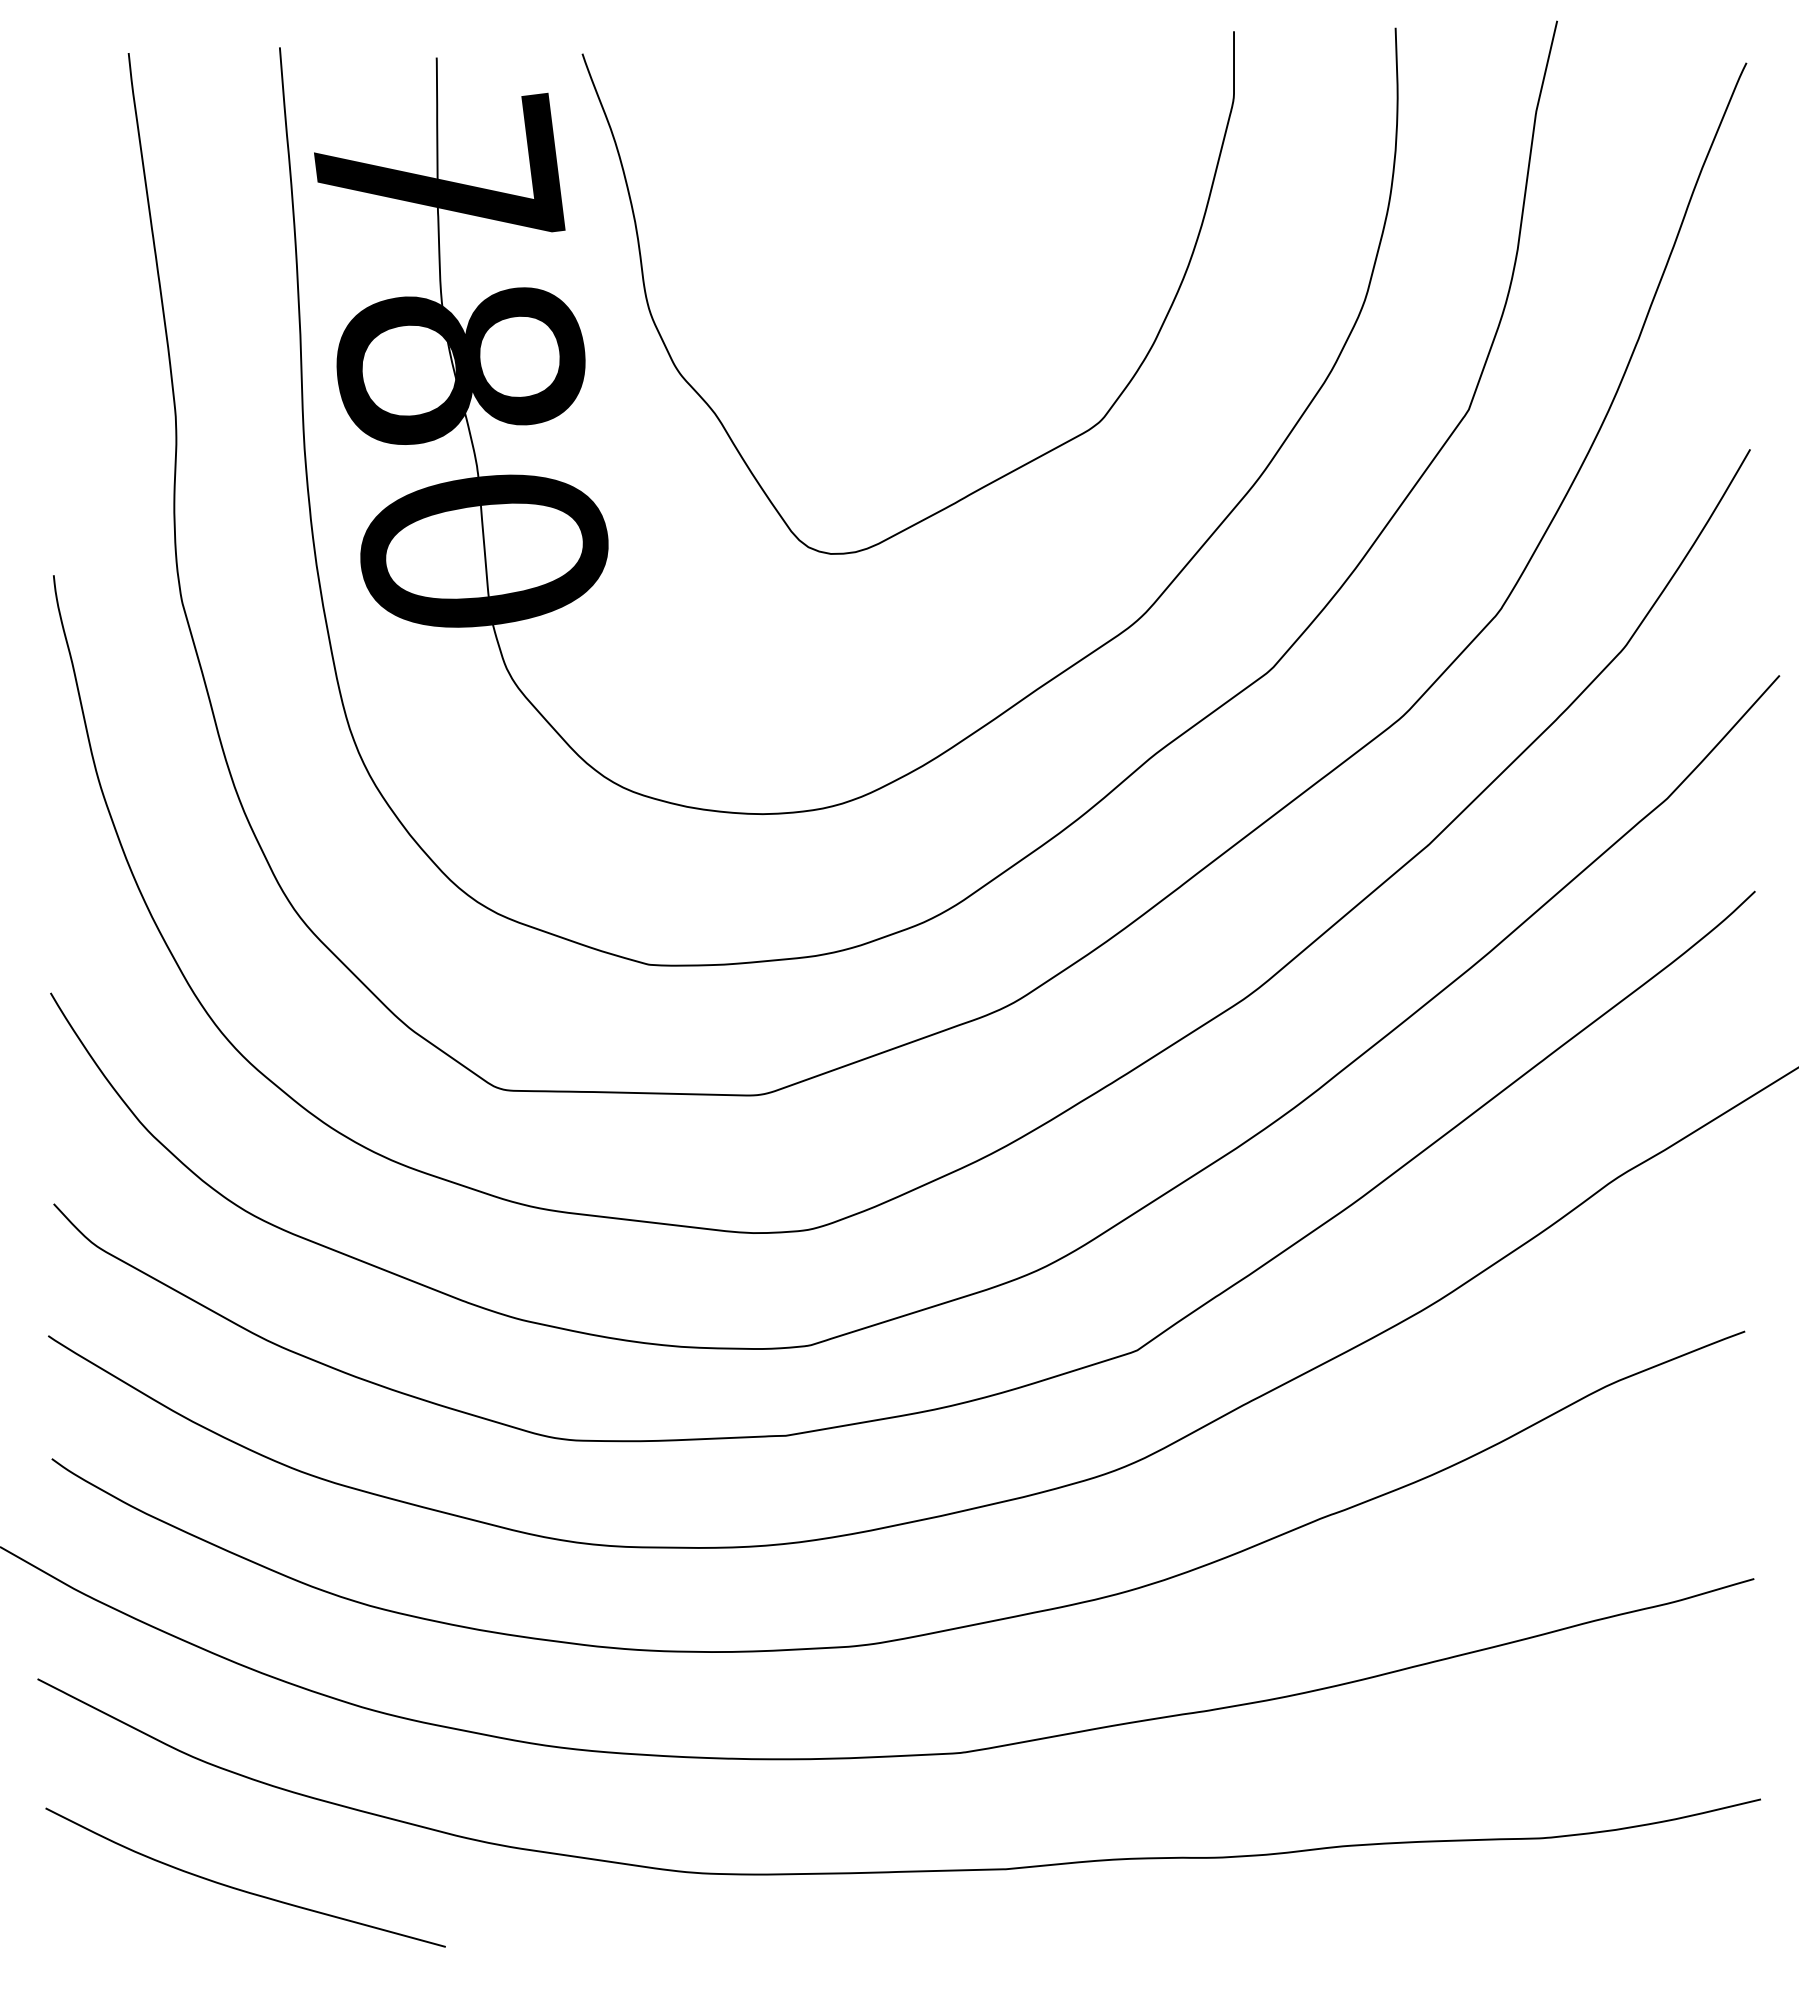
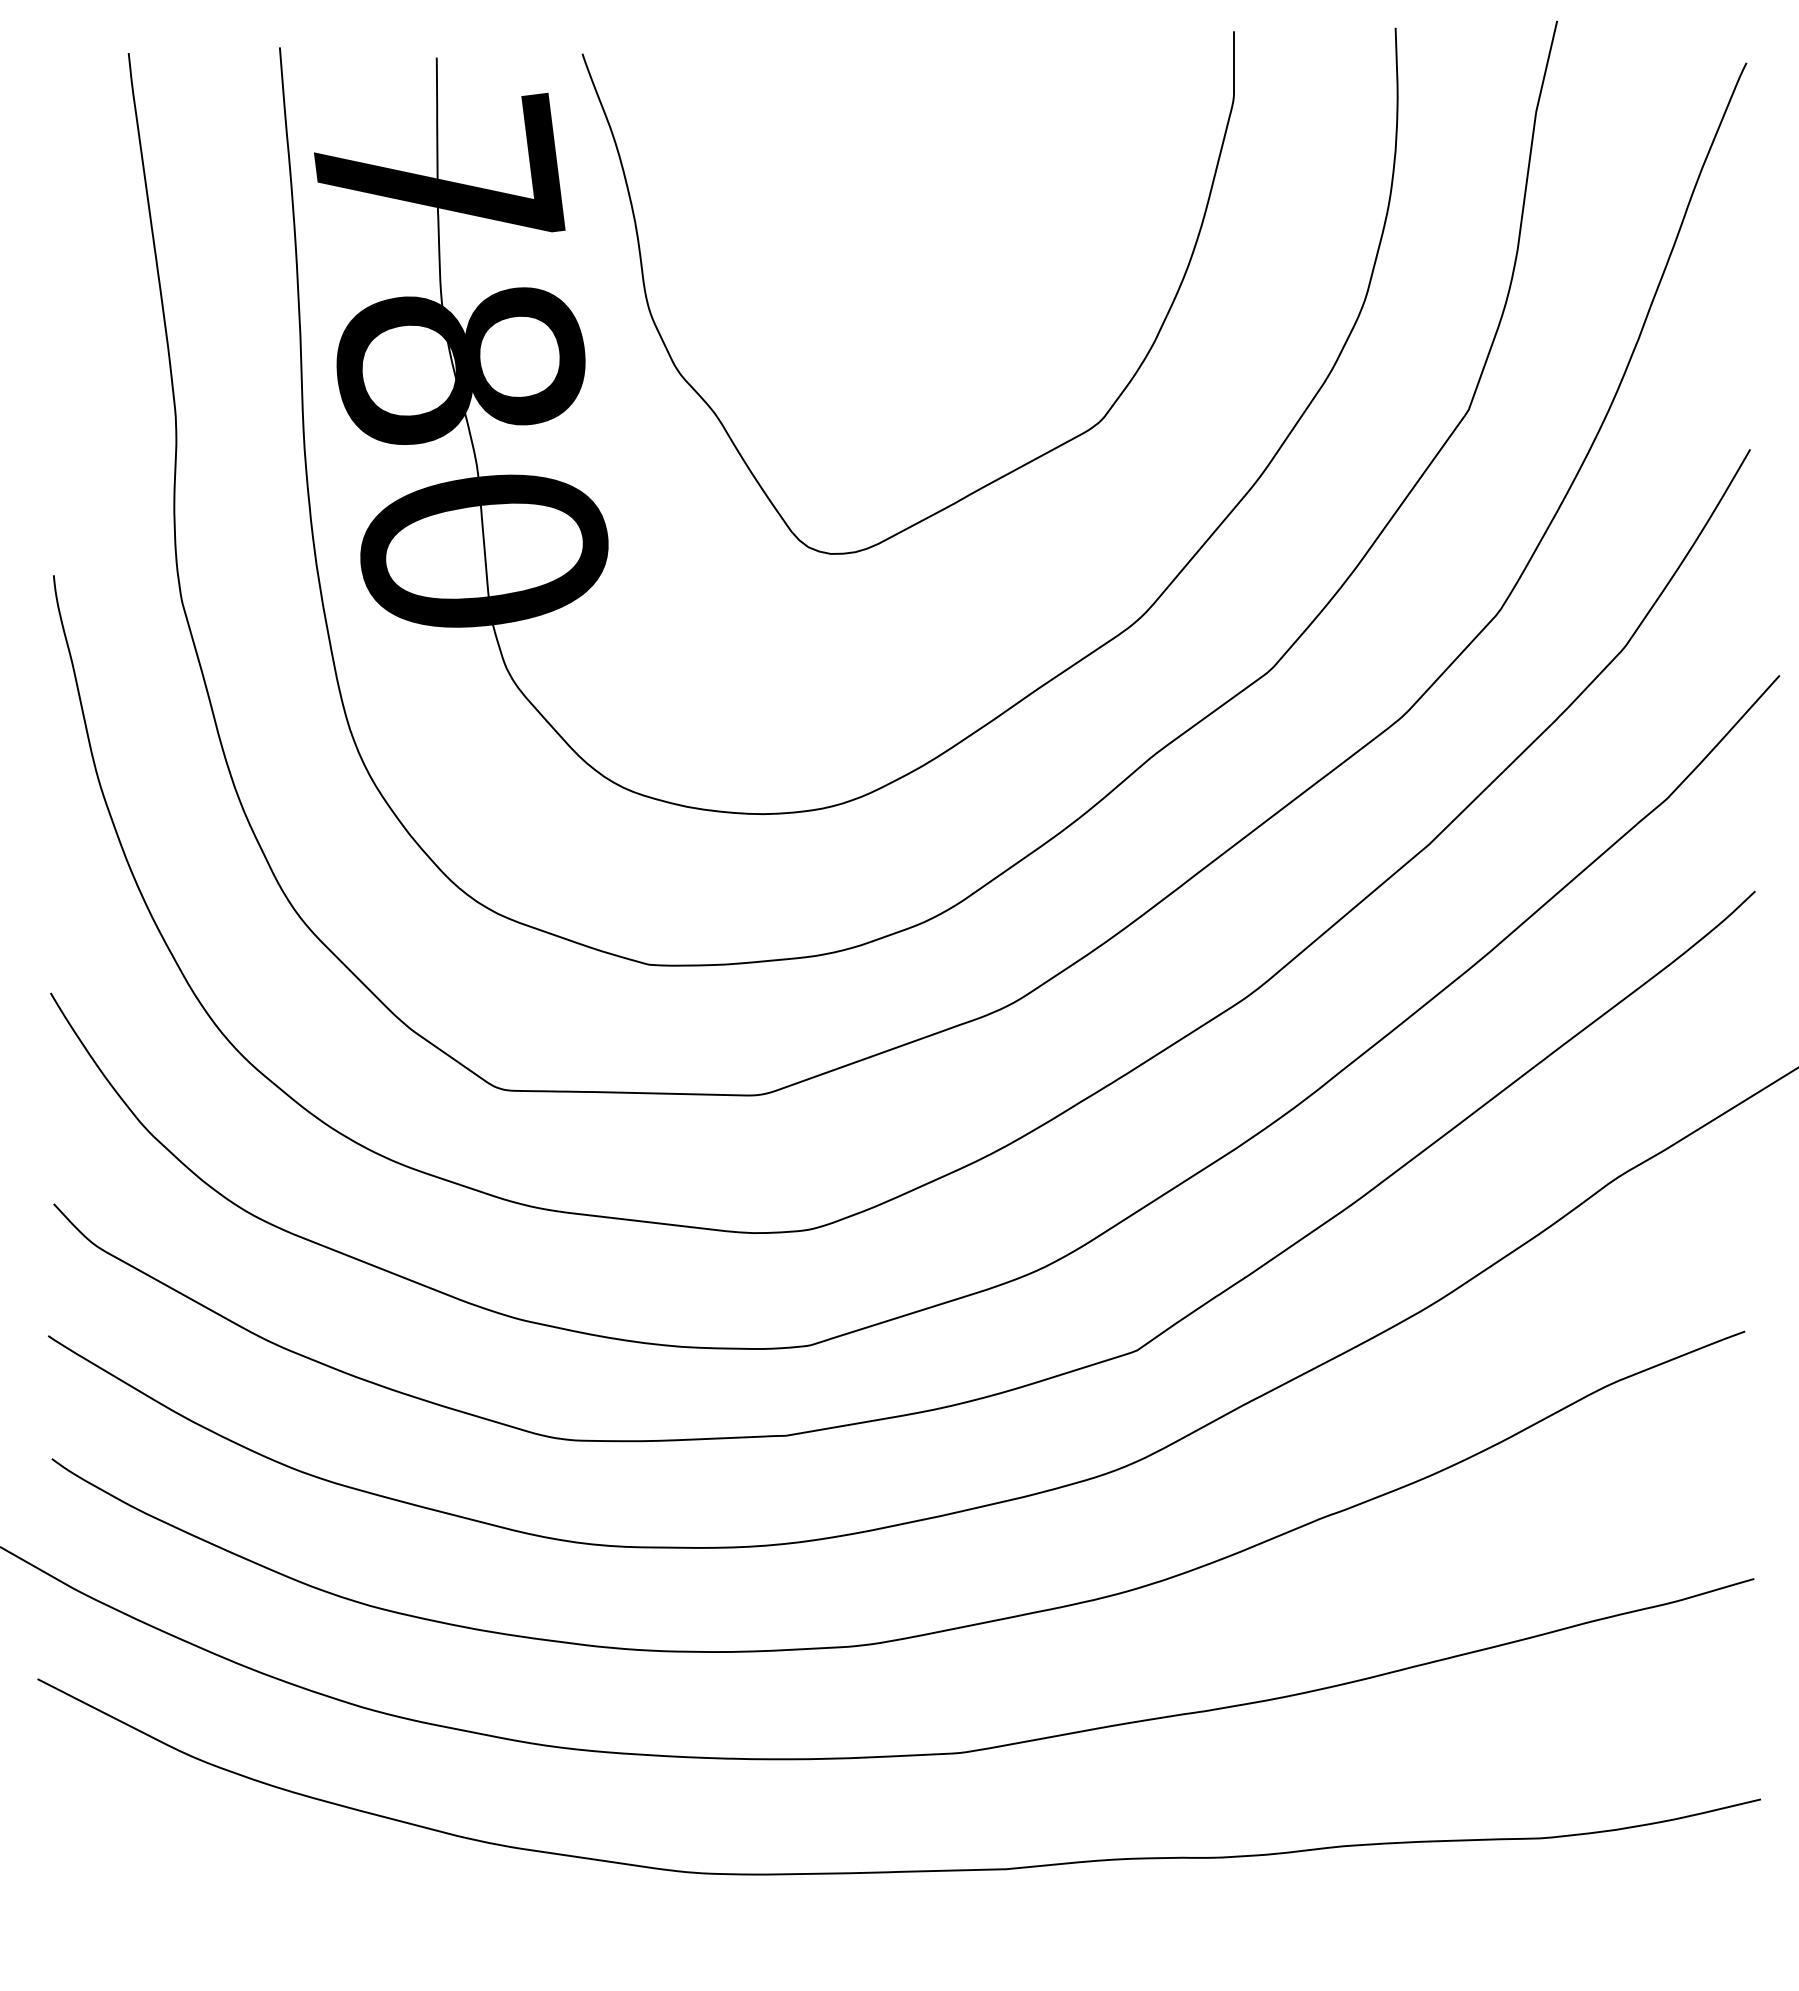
curve: present -> none (242, 1889)
